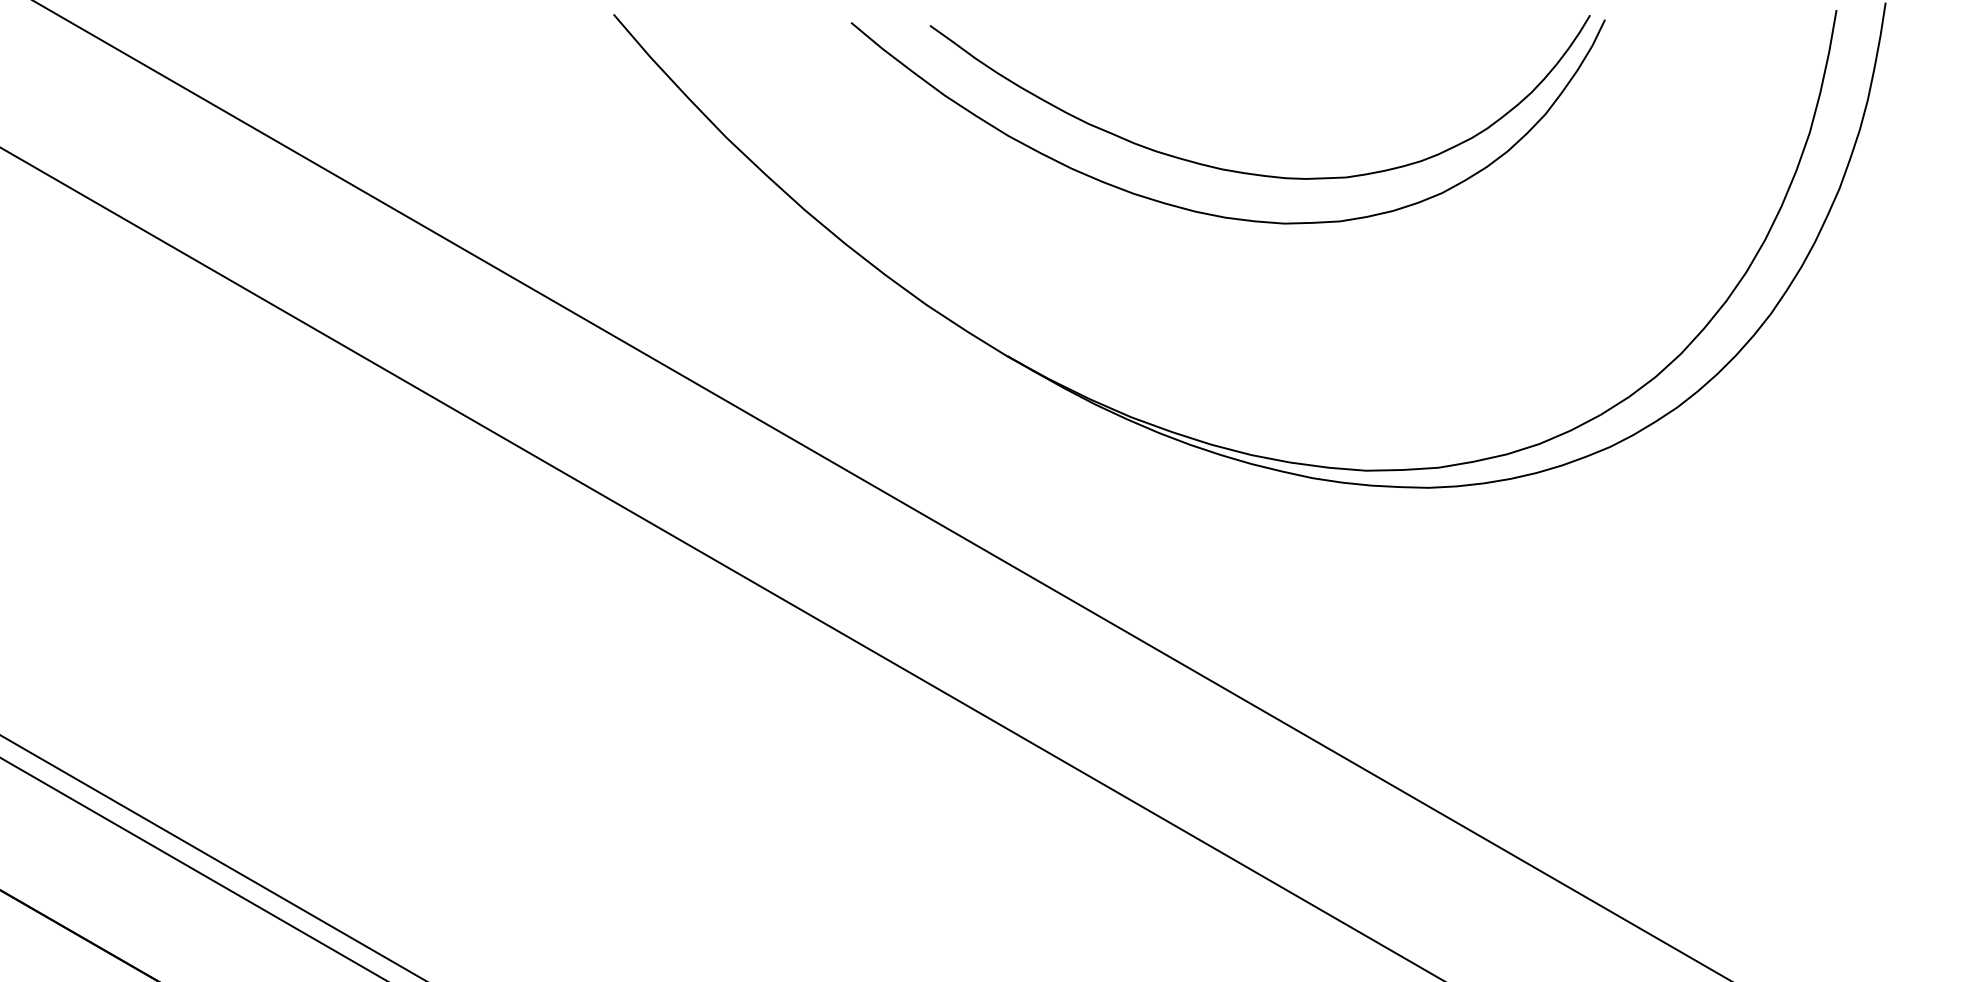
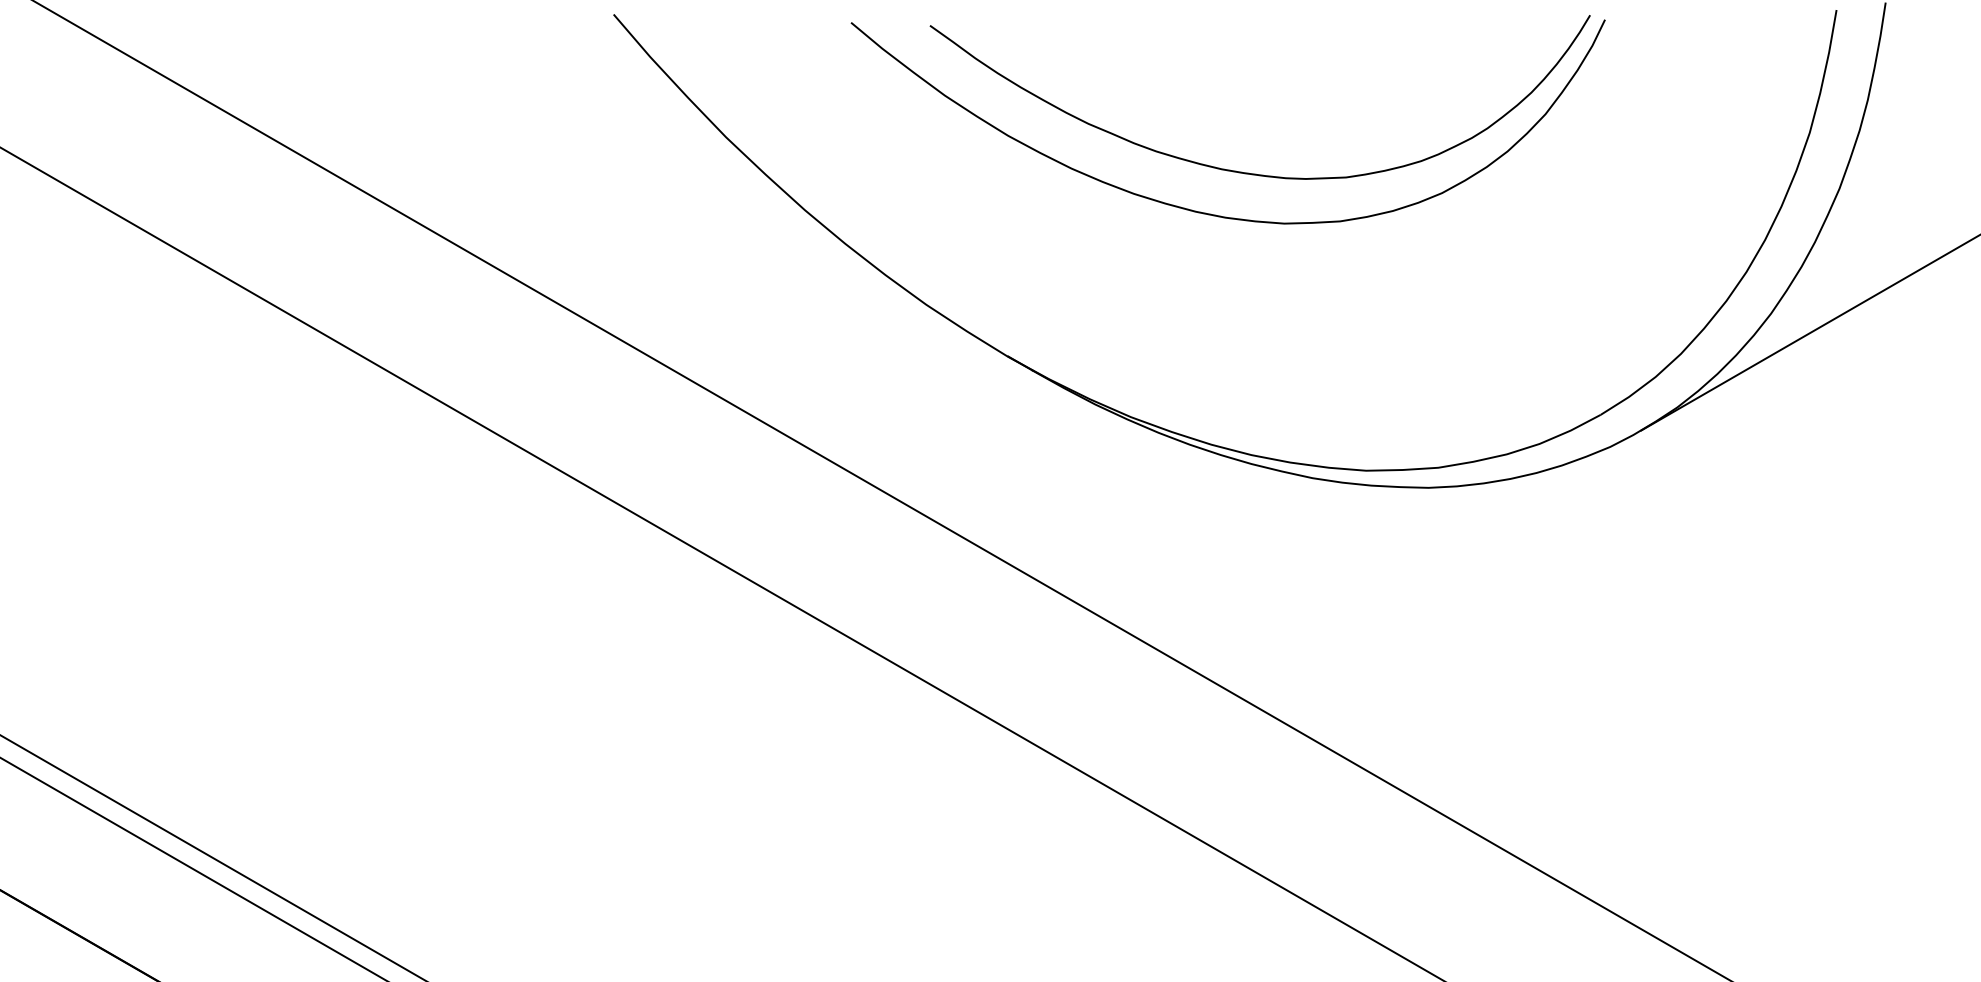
line: none -> present (1809, 333)
